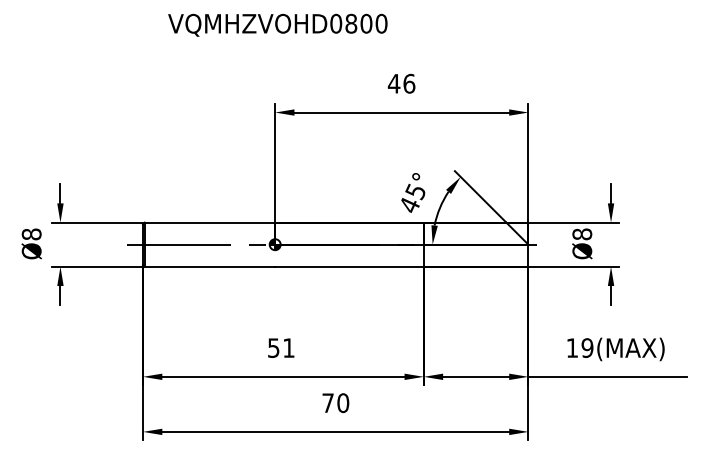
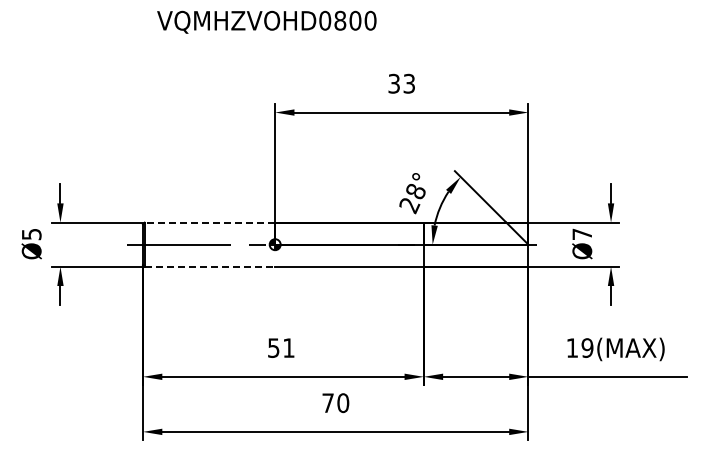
text position: (277, 24) -> (266, 21) (266, 21)
text: 46 -> 33 (401, 83)
text: 45° -> 28° (412, 198)
line: solid -> dashed (209, 222)
text: Ø8 -> Ø5 (31, 234)
text: Ø8 -> Ø7 (582, 234)
line: solid -> dashed (210, 266)
